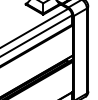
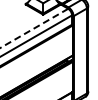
line: solid -> dashed (34, 28)
